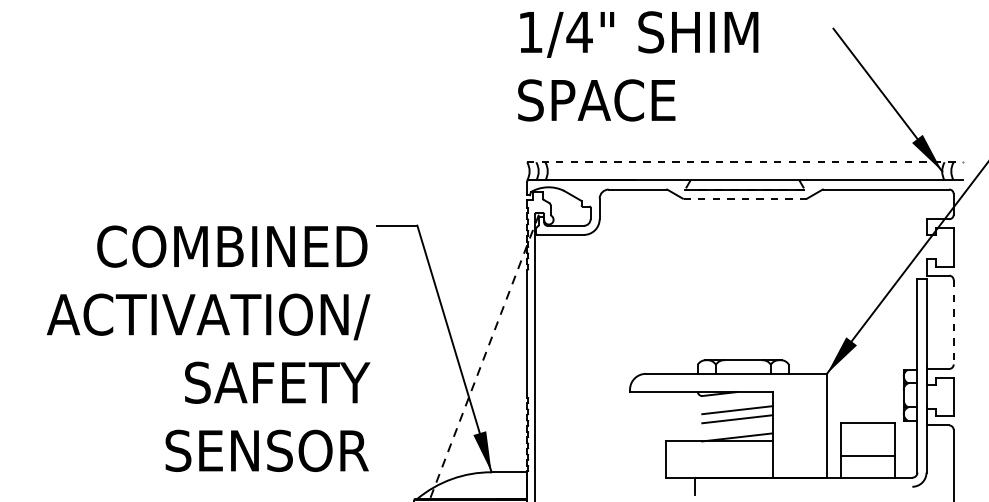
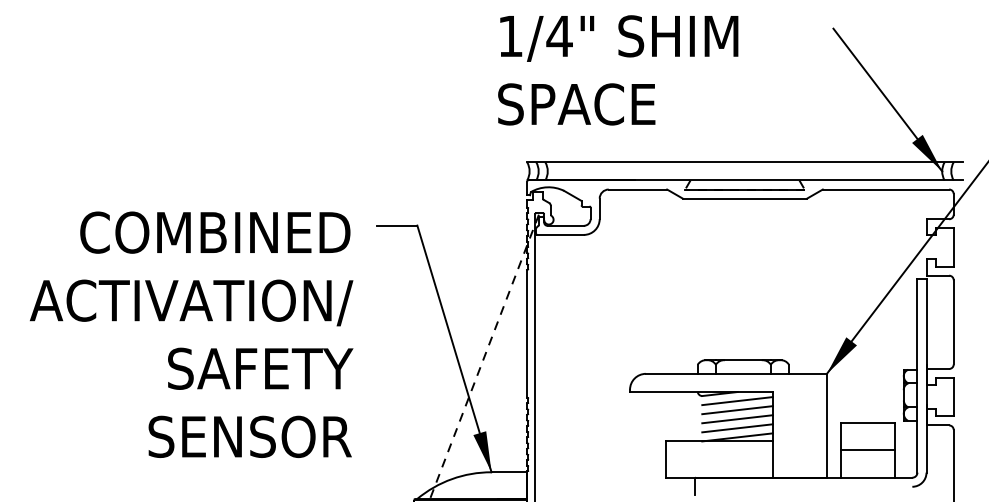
text position: (638, 66) -> (618, 70) (618, 70)
line: dashed -> solid (744, 162)
line: dashed -> solid (744, 198)
line: dashed -> solid (953, 322)
text position: (208, 348) -> (191, 334) (191, 334)
line: none -> present (737, 401)
line: none -> present (737, 428)
line position: (867, 456) -> (867, 450) (867, 450)
